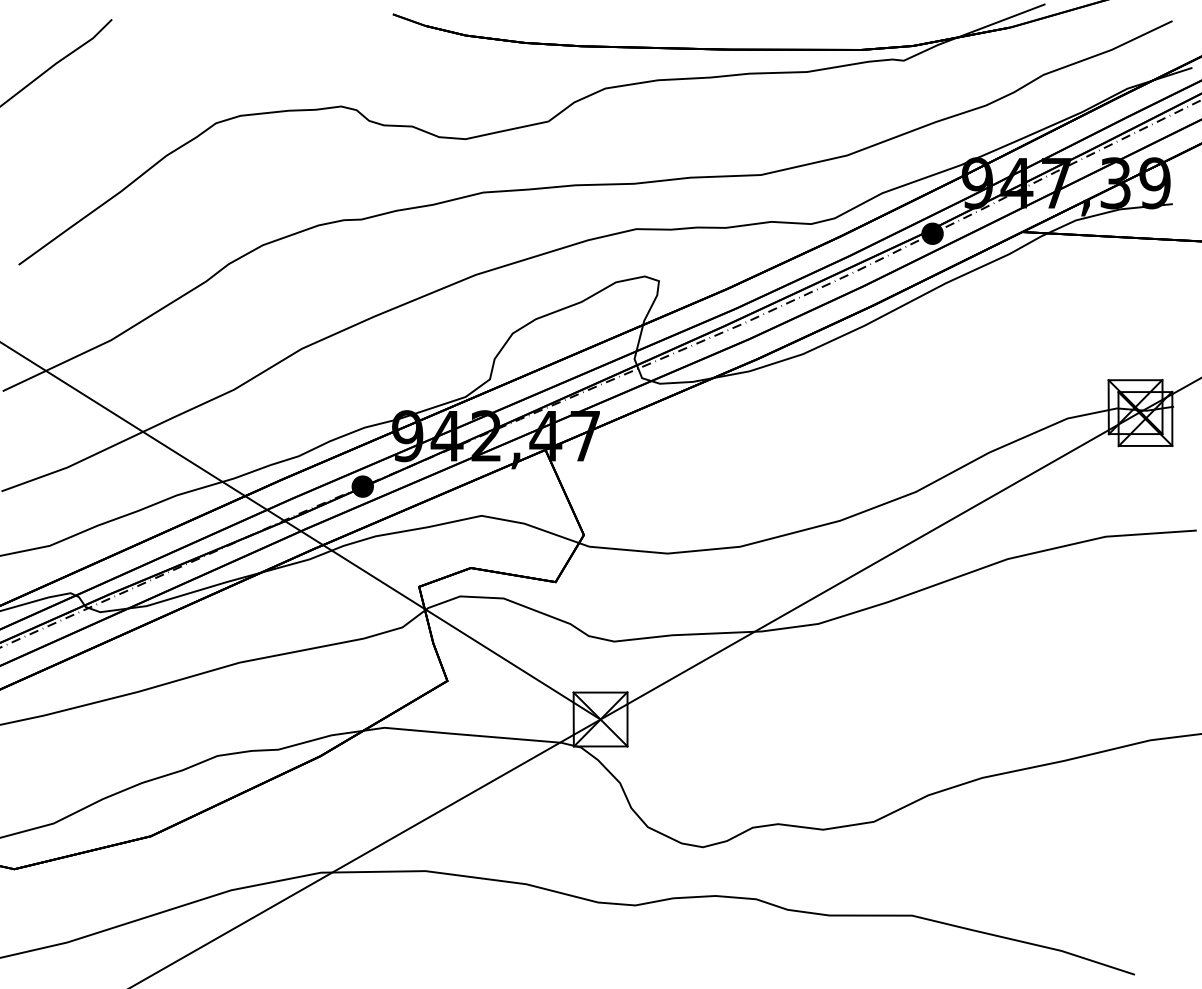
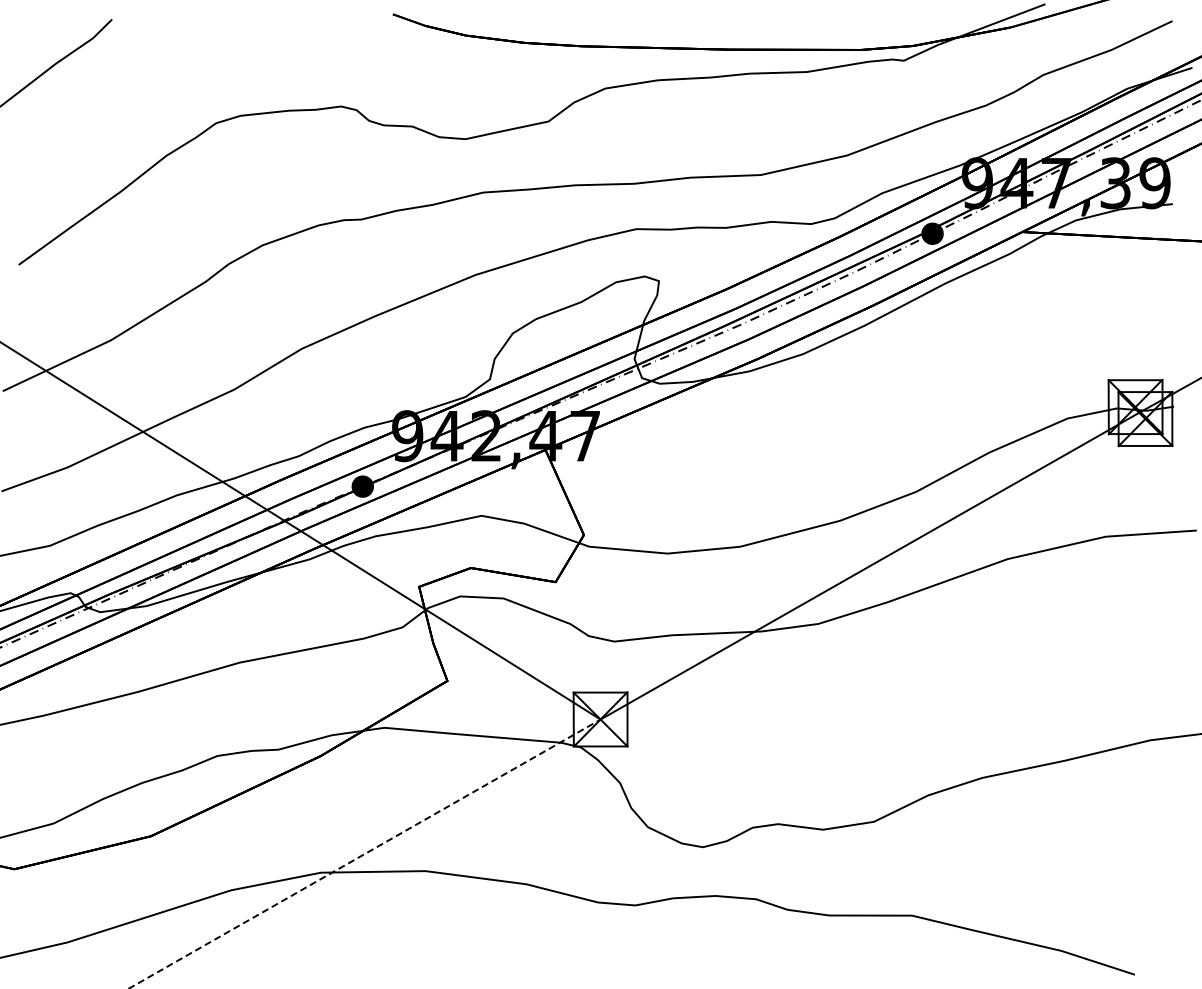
line: solid -> dashed (365, 853)
